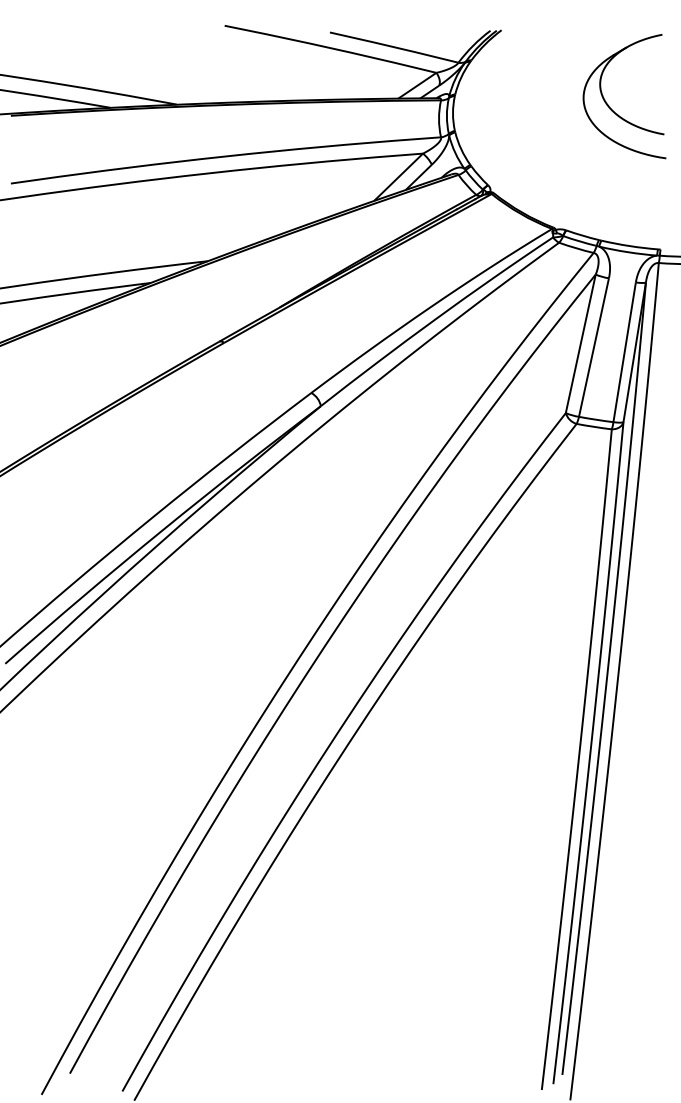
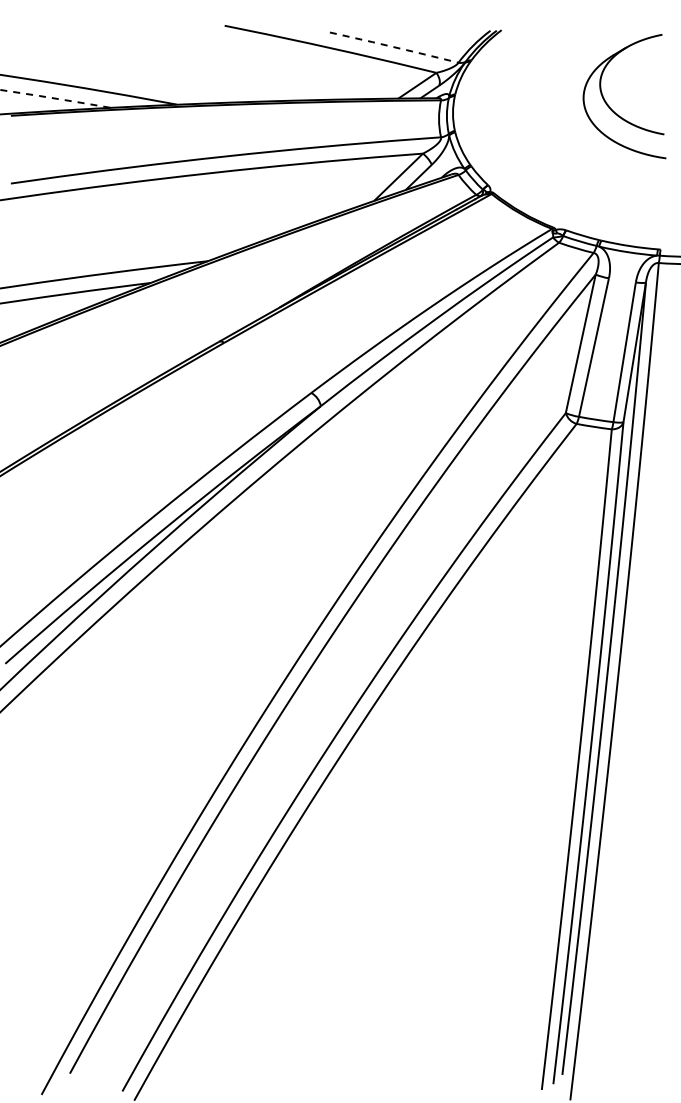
line: solid -> dashed (394, 47)
line: solid -> dashed (55, 98)
